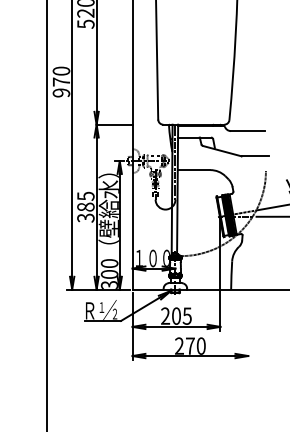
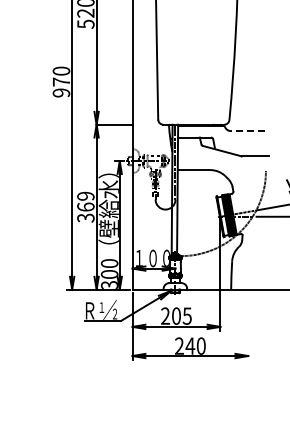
line: solid -> dashed (247, 131)
text: 385 -> 369 (85, 201)
line: present -> none (47, 215)
text: 270 -> 240 (190, 345)
